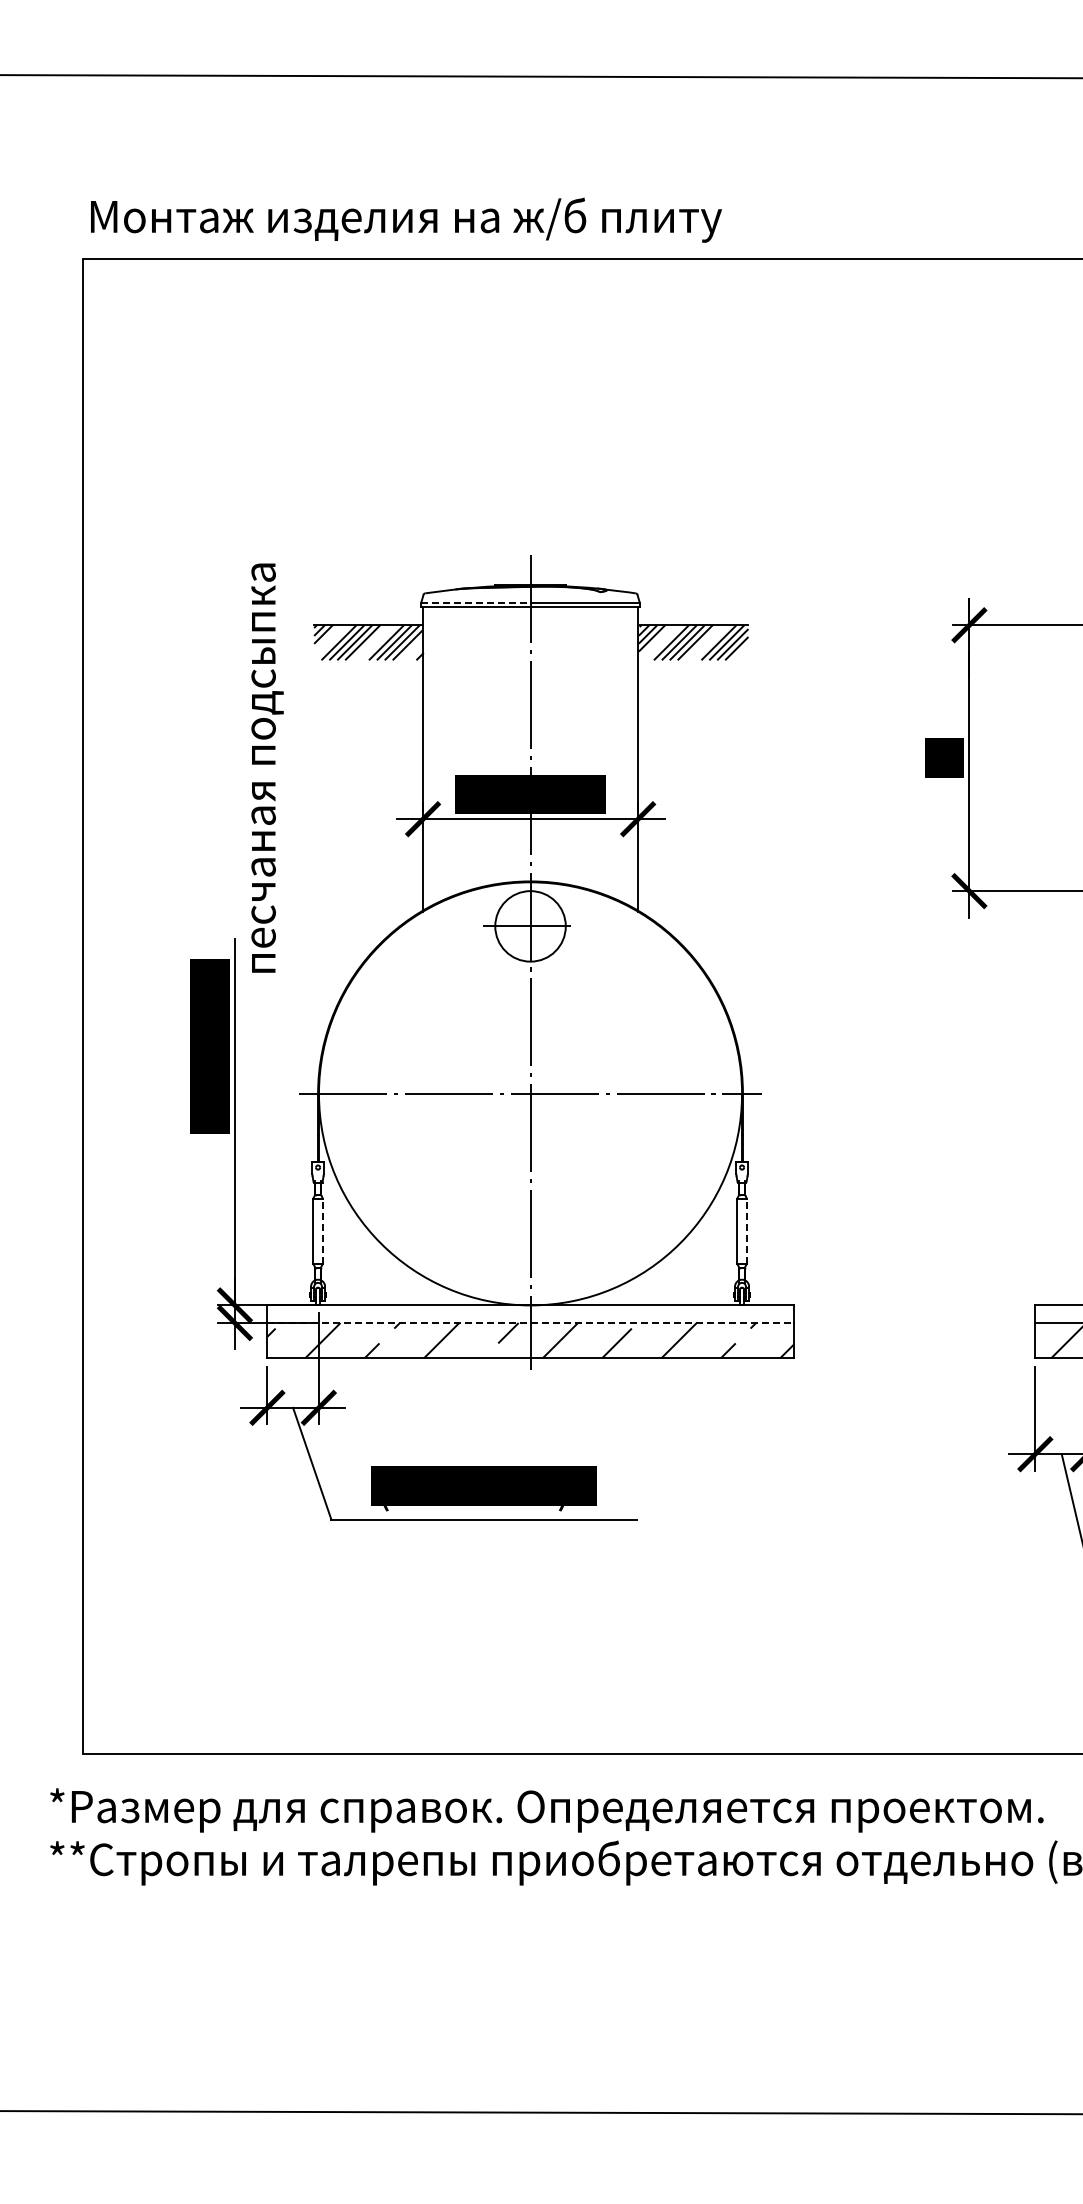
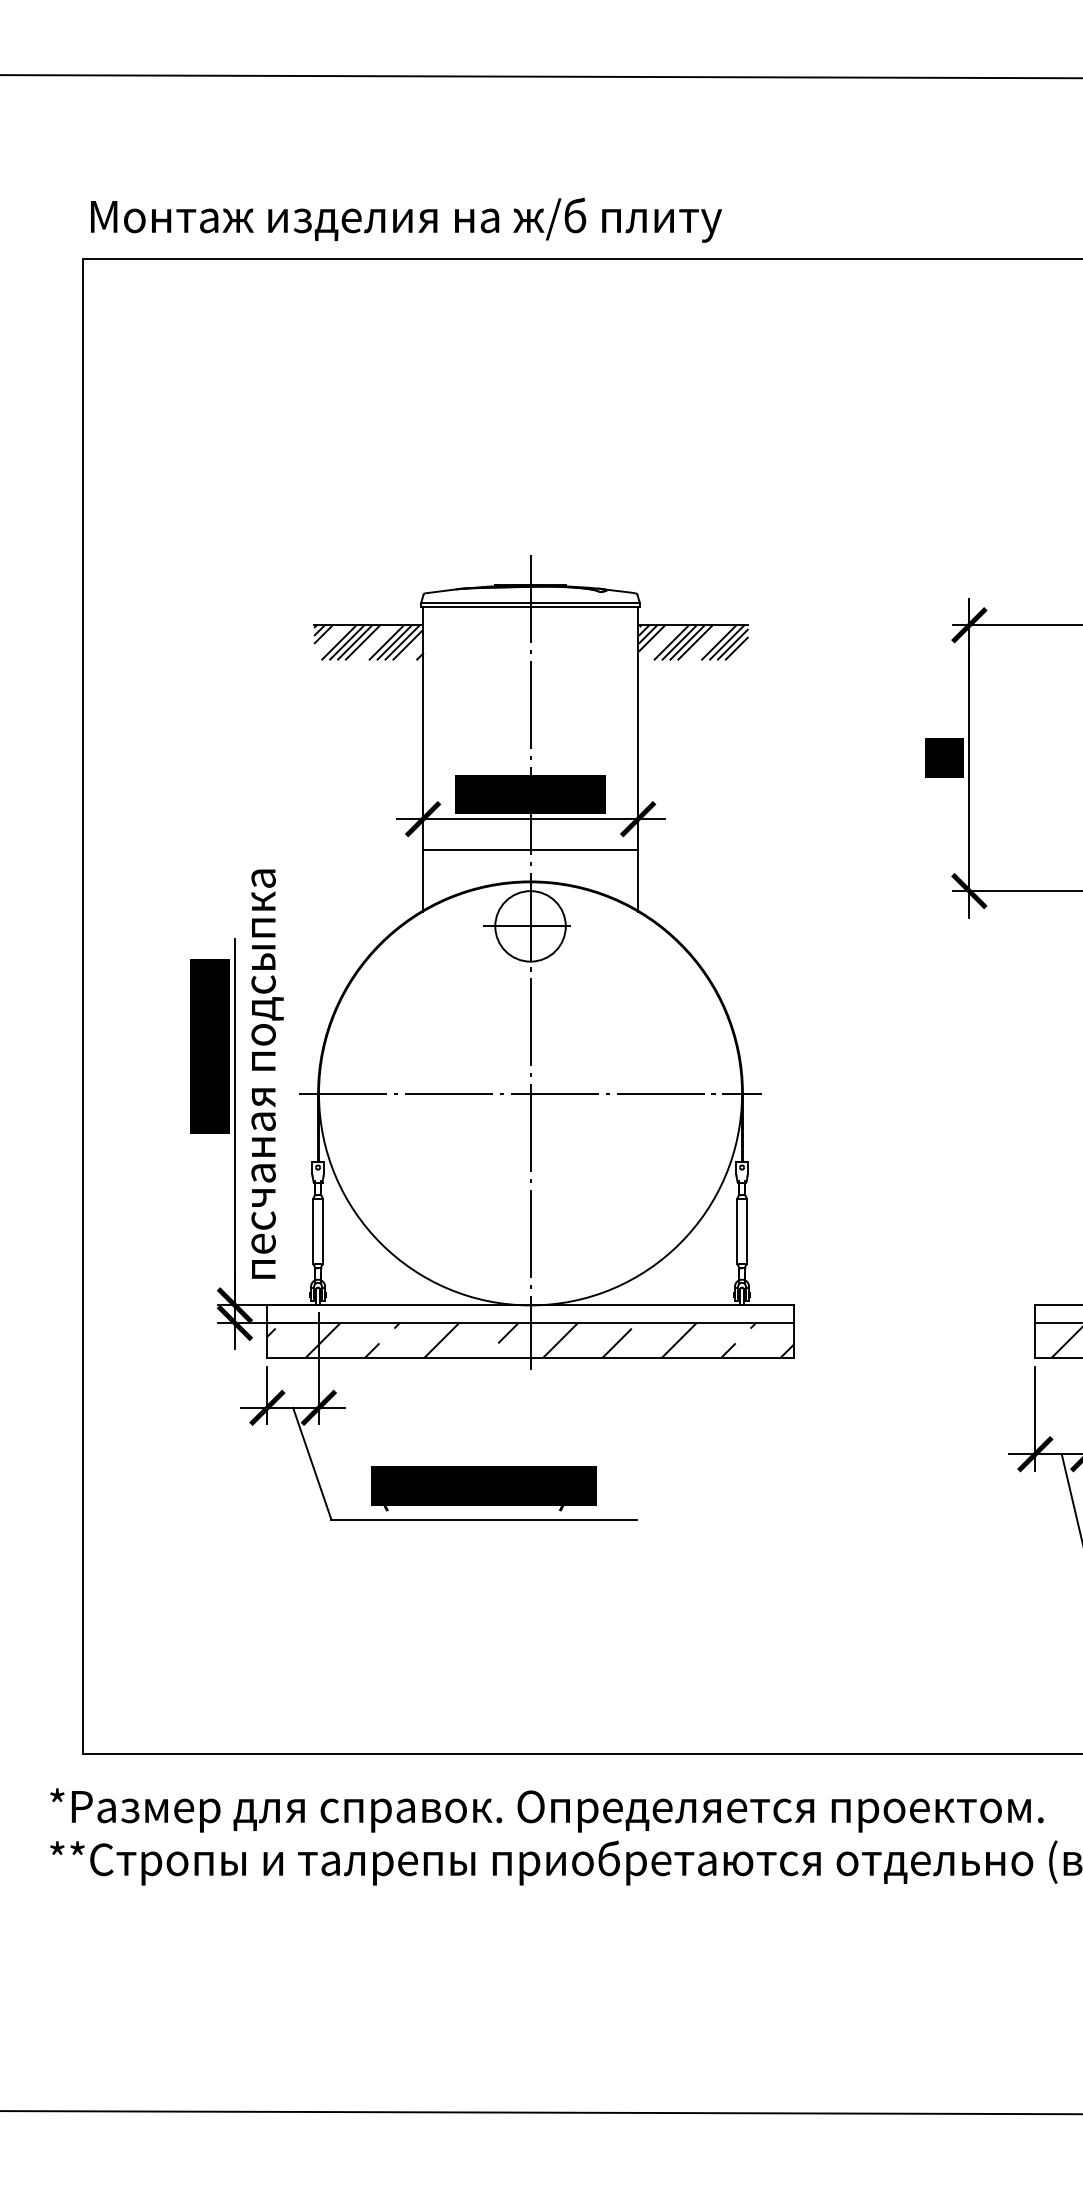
line: dashed -> solid (475, 602)
text position: (267, 767) -> (267, 1073) (267, 1073)
line: none -> present (530, 849)
line: dashed -> solid (322, 1231)
line: dashed -> solid (746, 1231)
line: dashed -> solid (531, 1323)
